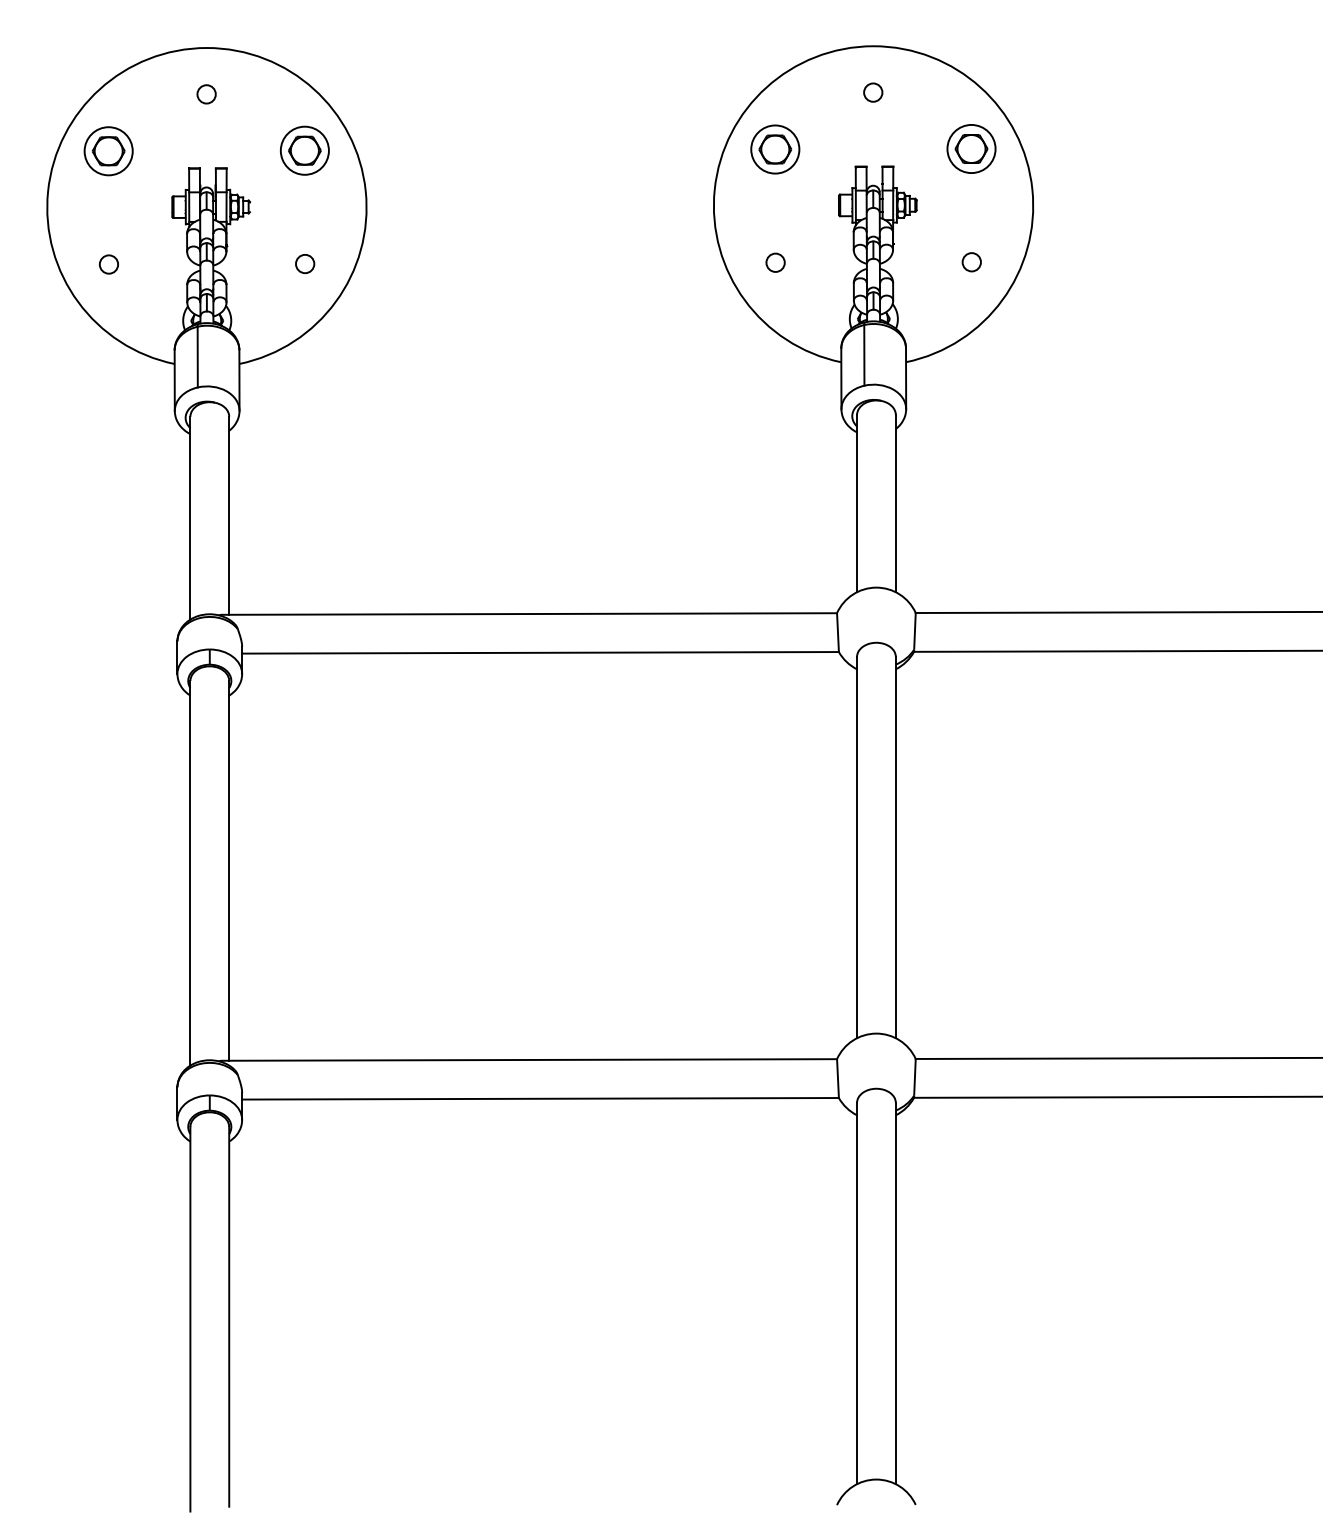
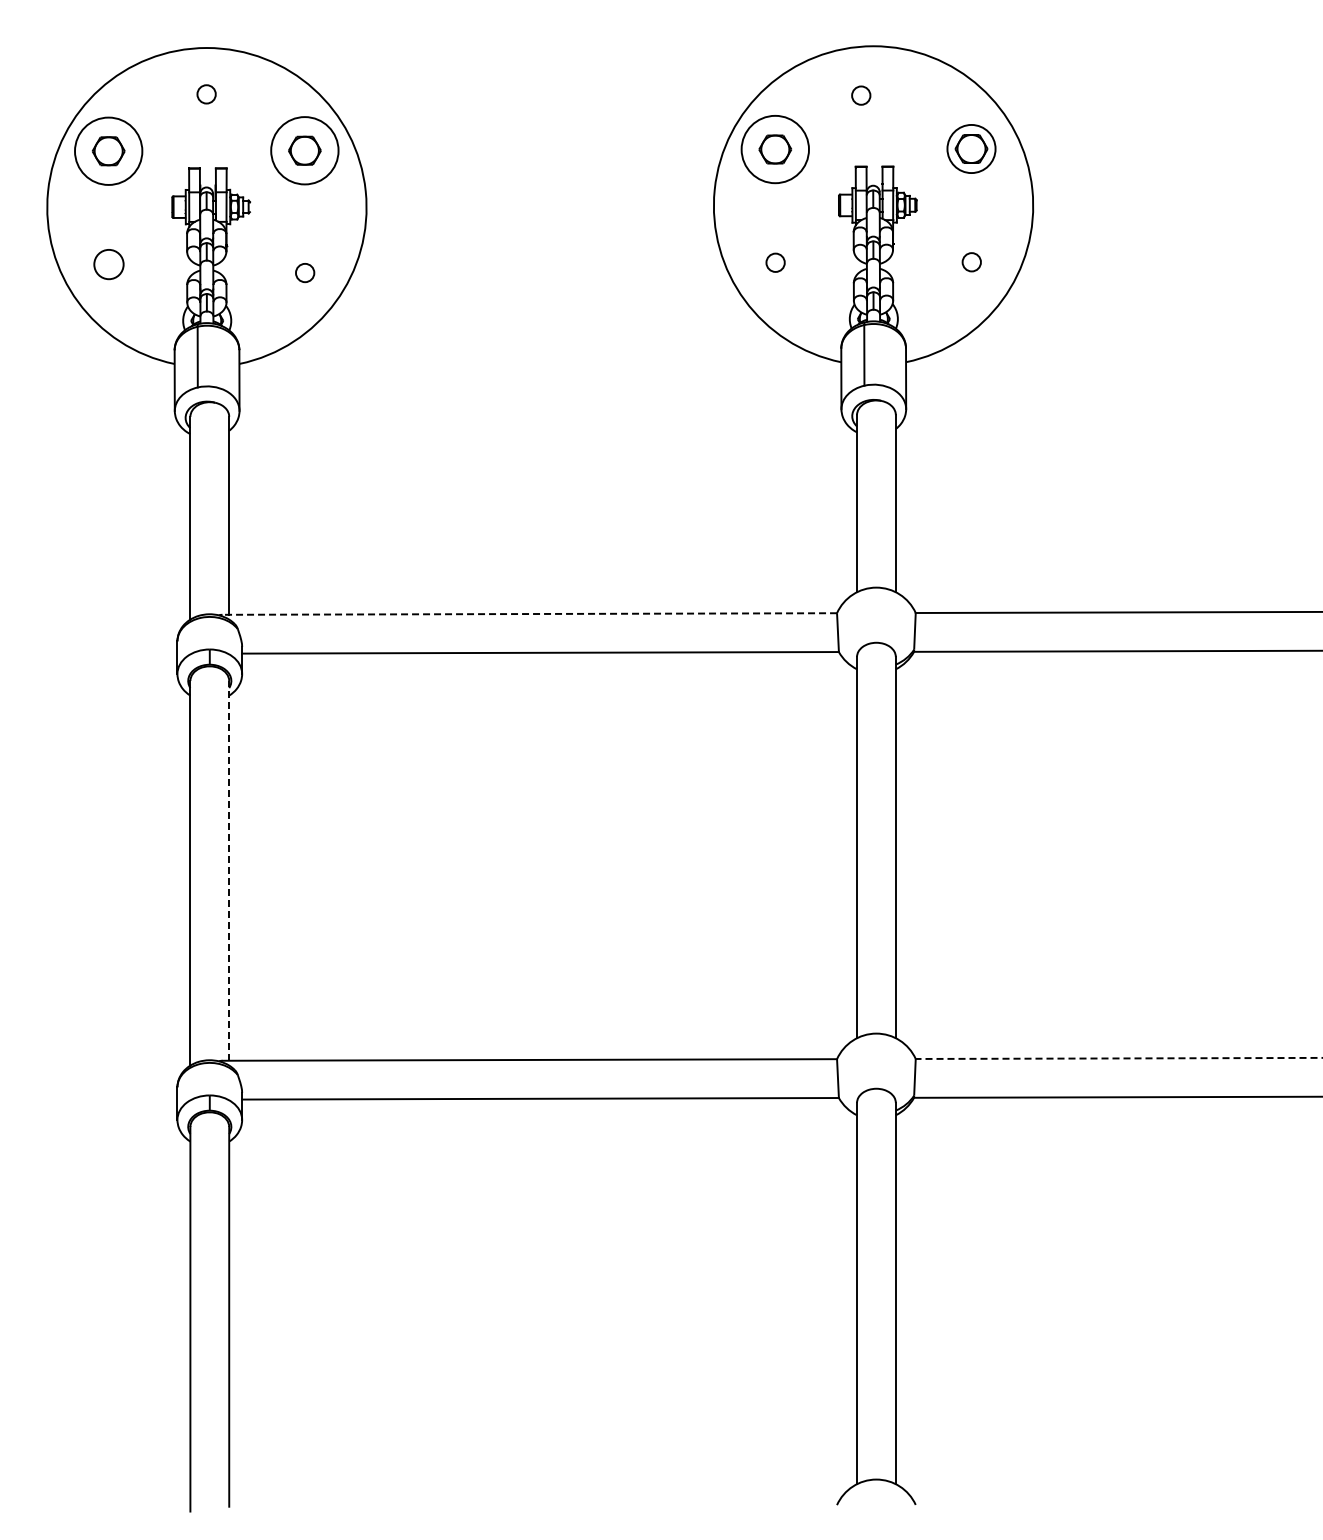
circle position: (873, 92) -> (861, 95) (861, 95)
circle diameter: 48 px -> 67 px (775, 149)
circle diameter: 48 px -> 67 px (304, 150)
circle diameter: 48 px -> 67 px (108, 150)
circle diameter: 18 px -> 29 px (108, 264)
circle position: (305, 264) -> (305, 273) (305, 273)
line: solid -> dashed (529, 614)
line: solid -> dashed (229, 870)
line: solid -> dashed (1118, 1058)
